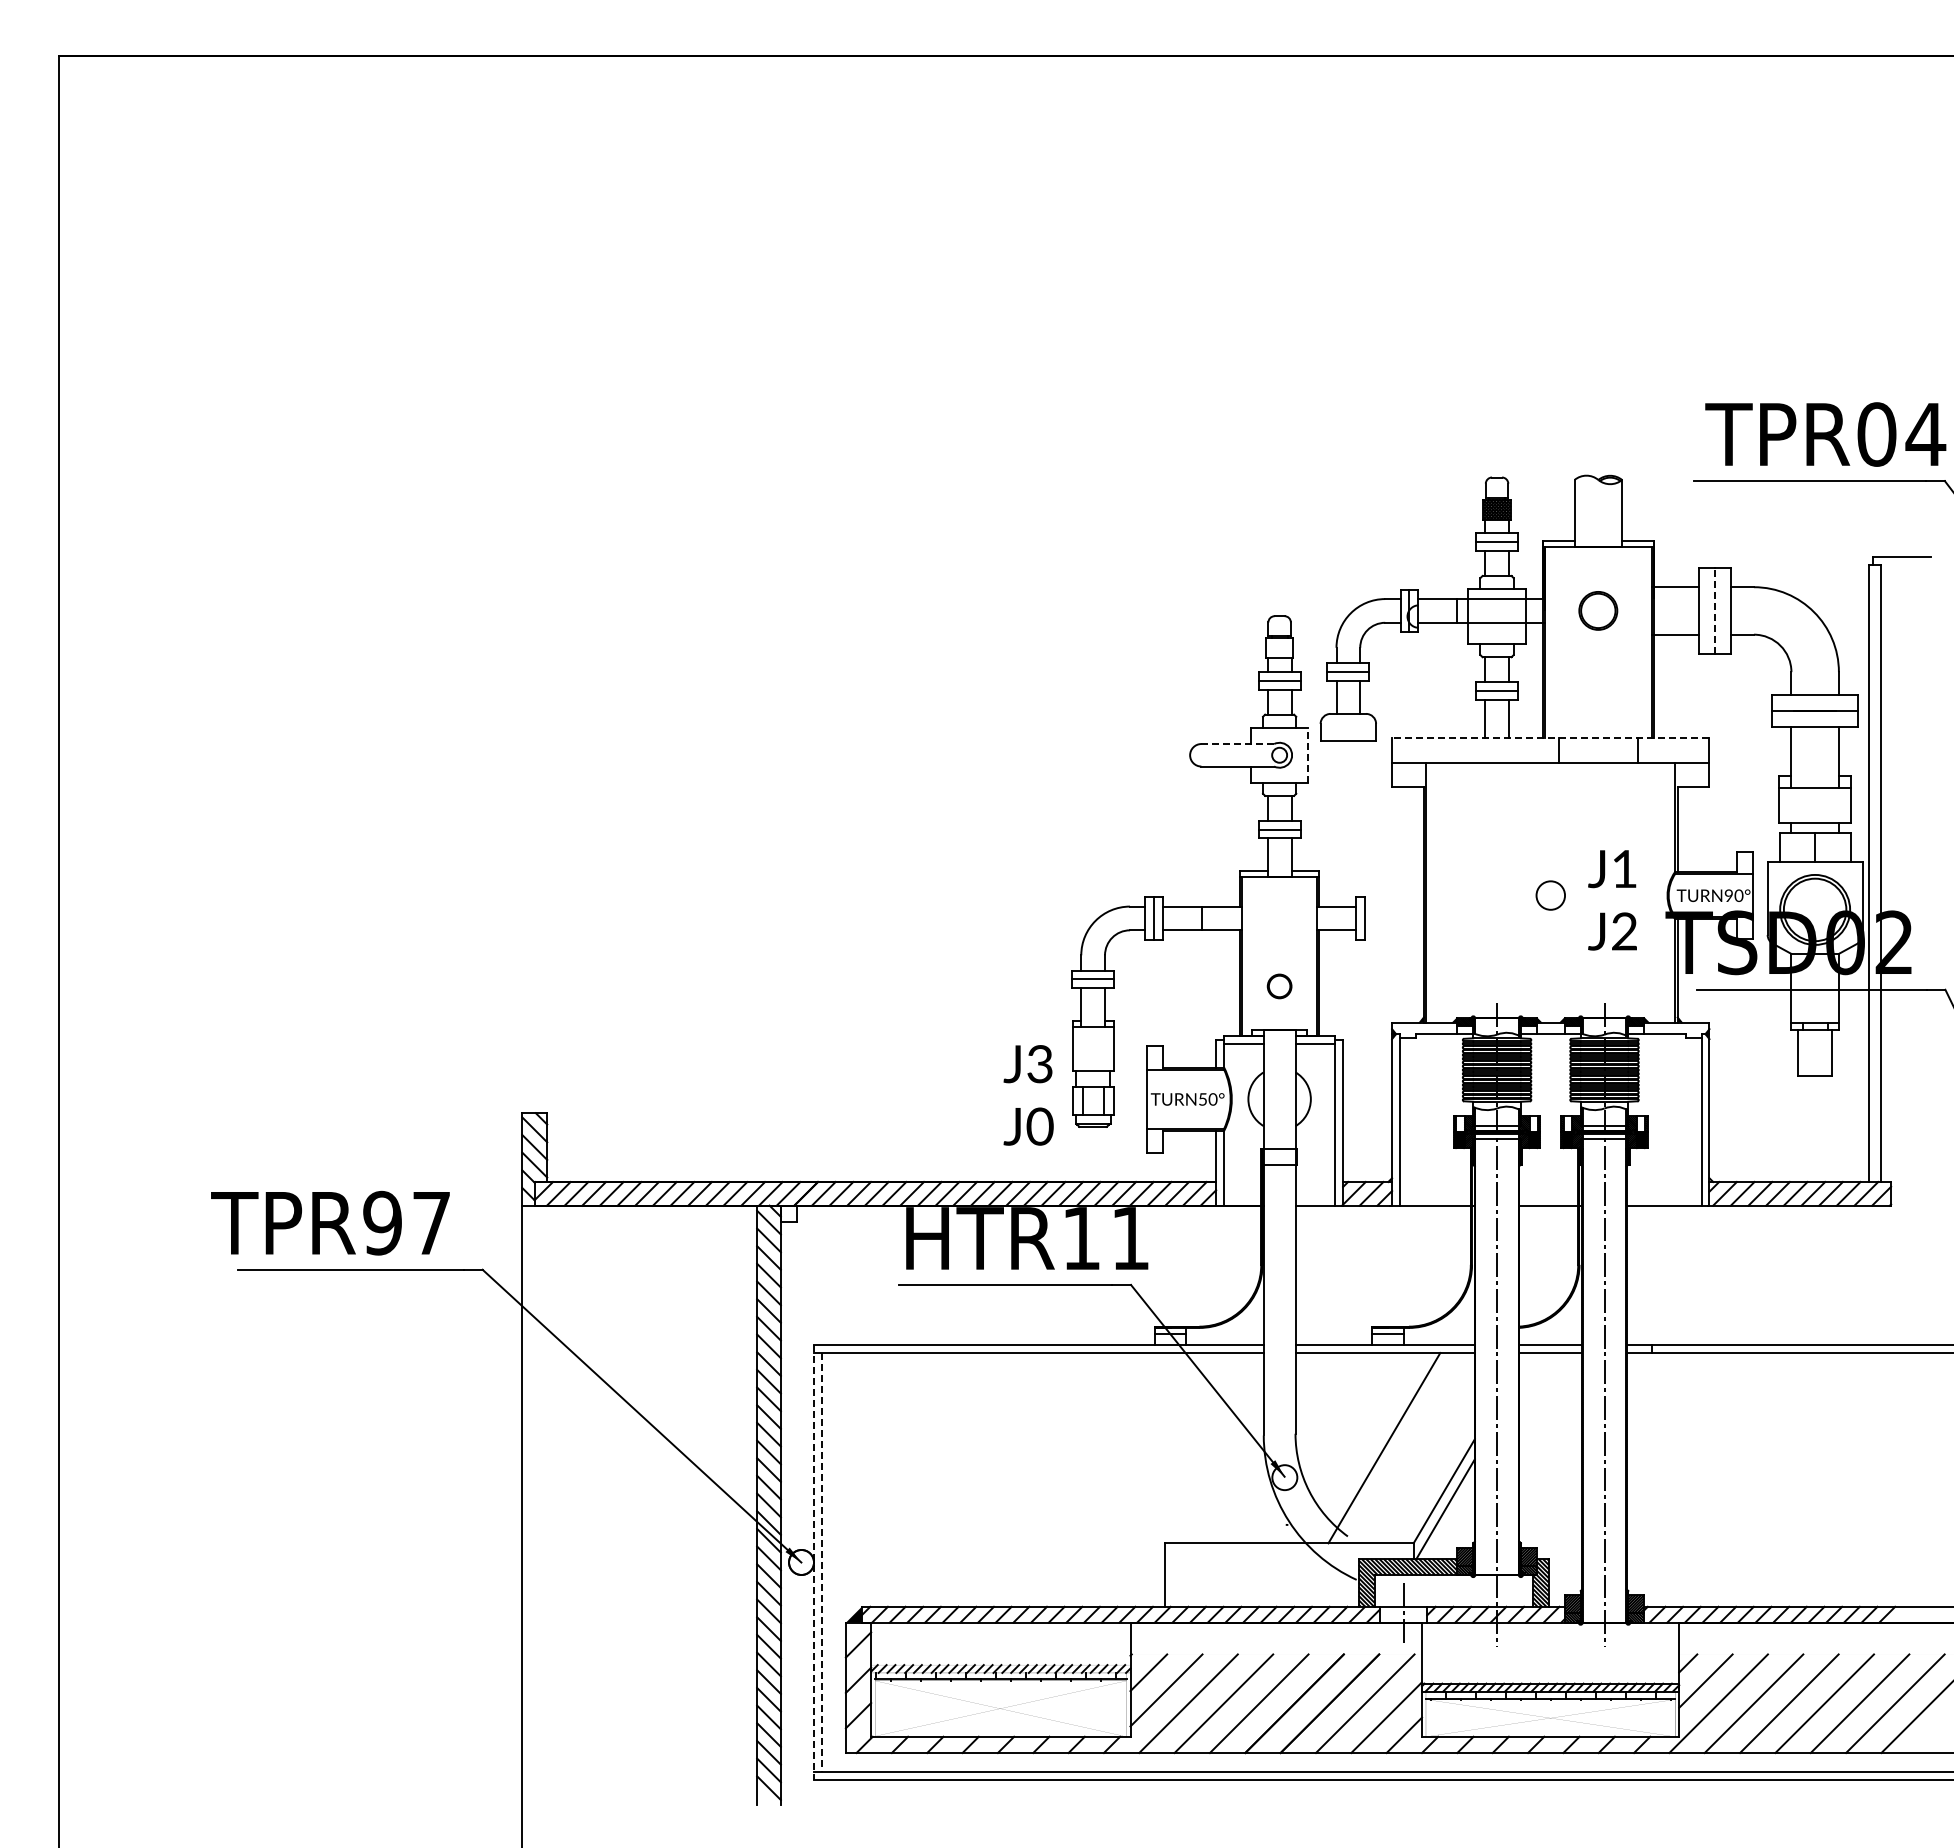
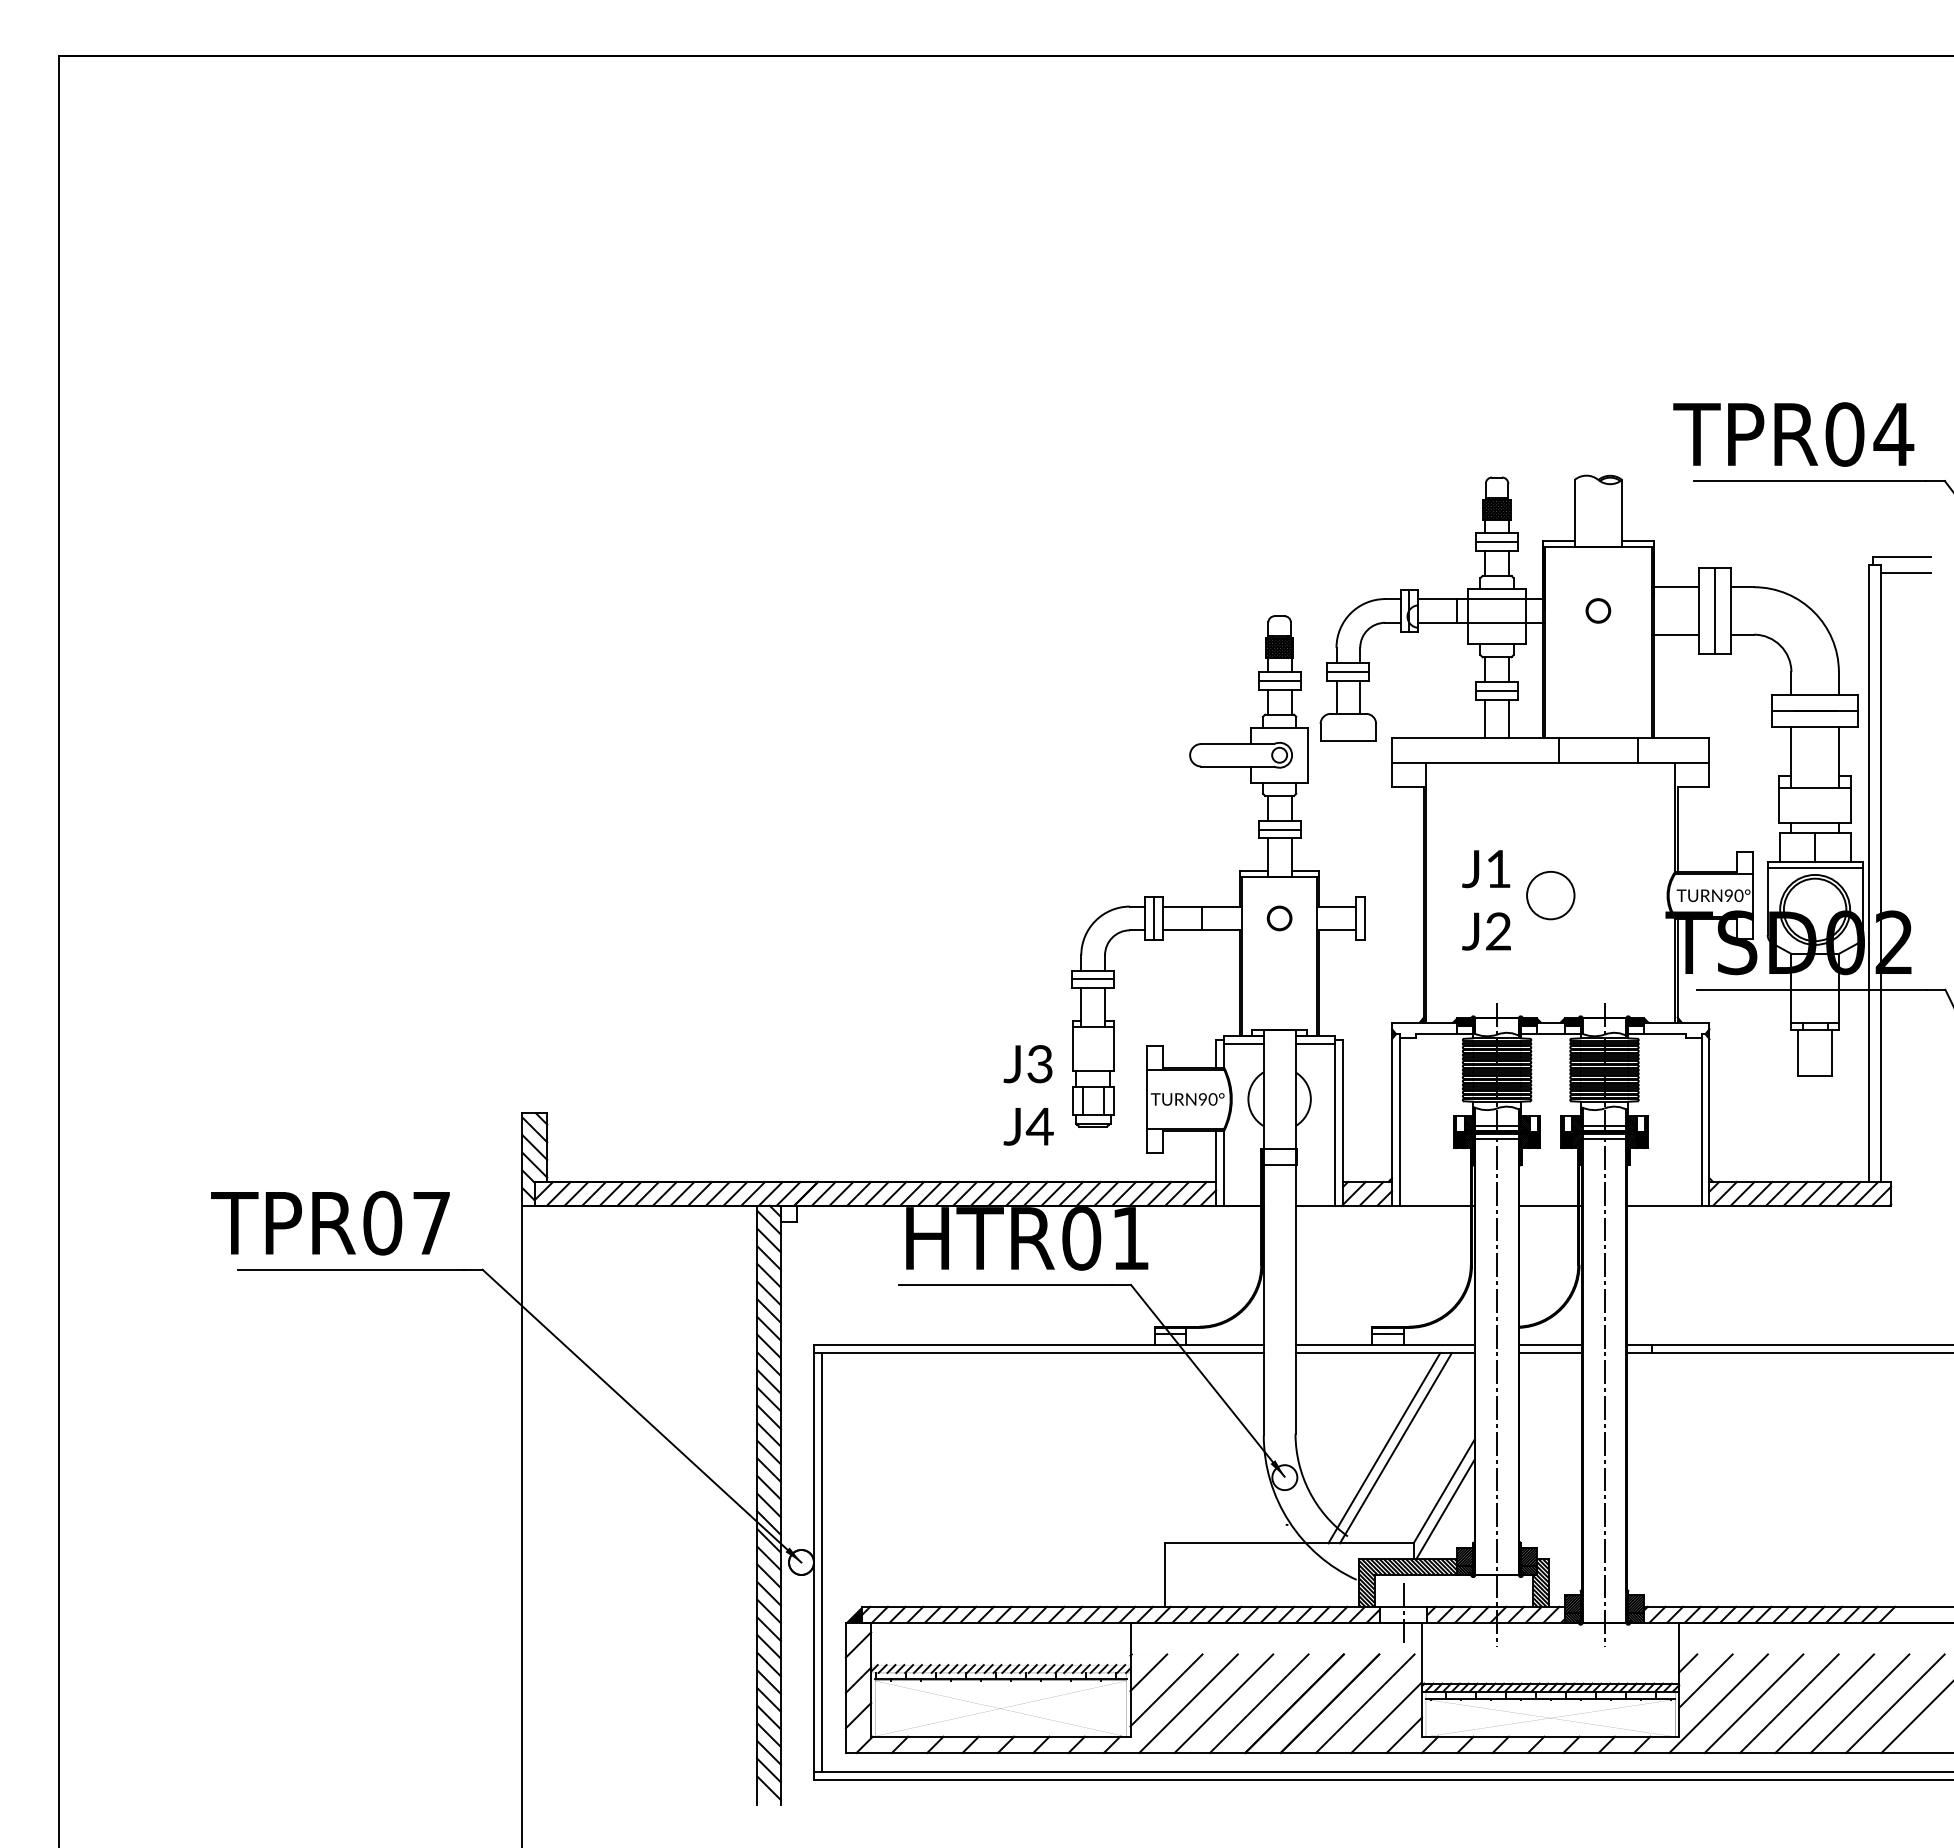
text position: (1825, 434) -> (1793, 434) (1793, 434)
line: none -> present (1905, 573)
part size: 41x40 px -> 27x26 px (1598, 610)
line: dashed -> solid (1715, 610)
hatch: none -> present (1279, 648)
line: dashed -> solid (1550, 737)
line: dashed -> solid (1238, 744)
line: dashed -> solid (1308, 754)
line: none -> present (1814, 868)
circle diameter: 28 px -> 47 px (1550, 895)
text position: (1612, 900) -> (1486, 900) (1486, 900)
part position: (1279, 986) -> (1279, 918) (1279, 918)
text: TURN50° -> TURN90° (1202, 1099)
text: J0 -> J4 (1039, 1126)
text: TPR97 -> TPR07 (382, 1223)
text: HTR11 -> HTR01 (1081, 1238)
line: none -> present (1395, 1447)
line: dashed -> solid (814, 1562)
line: dashed -> solid (821, 1562)
